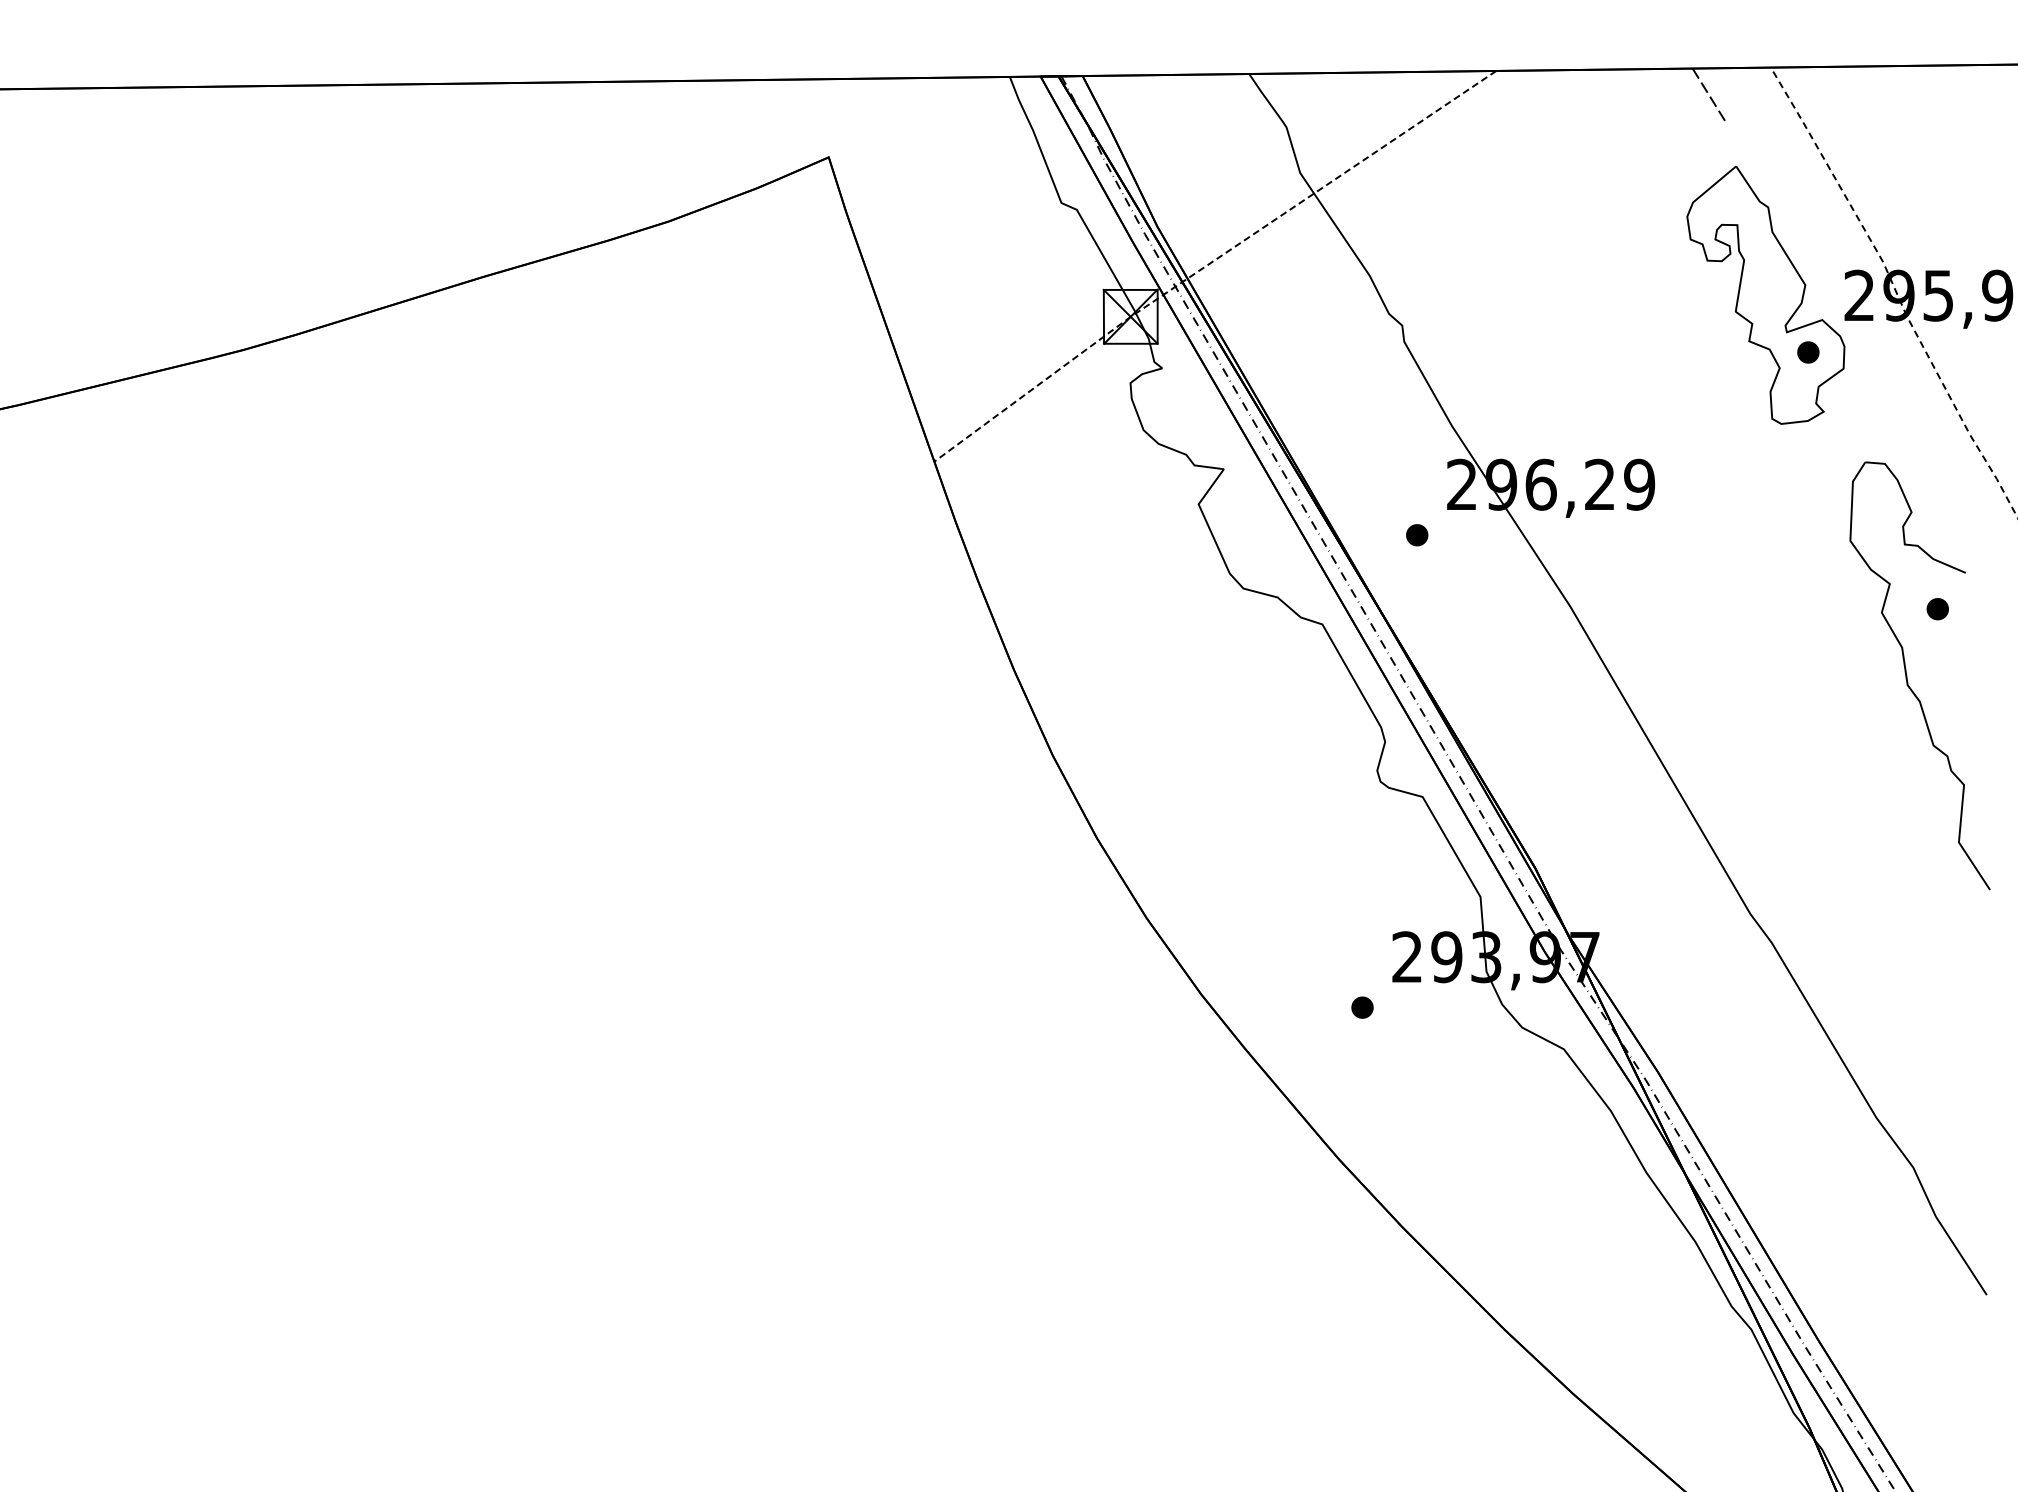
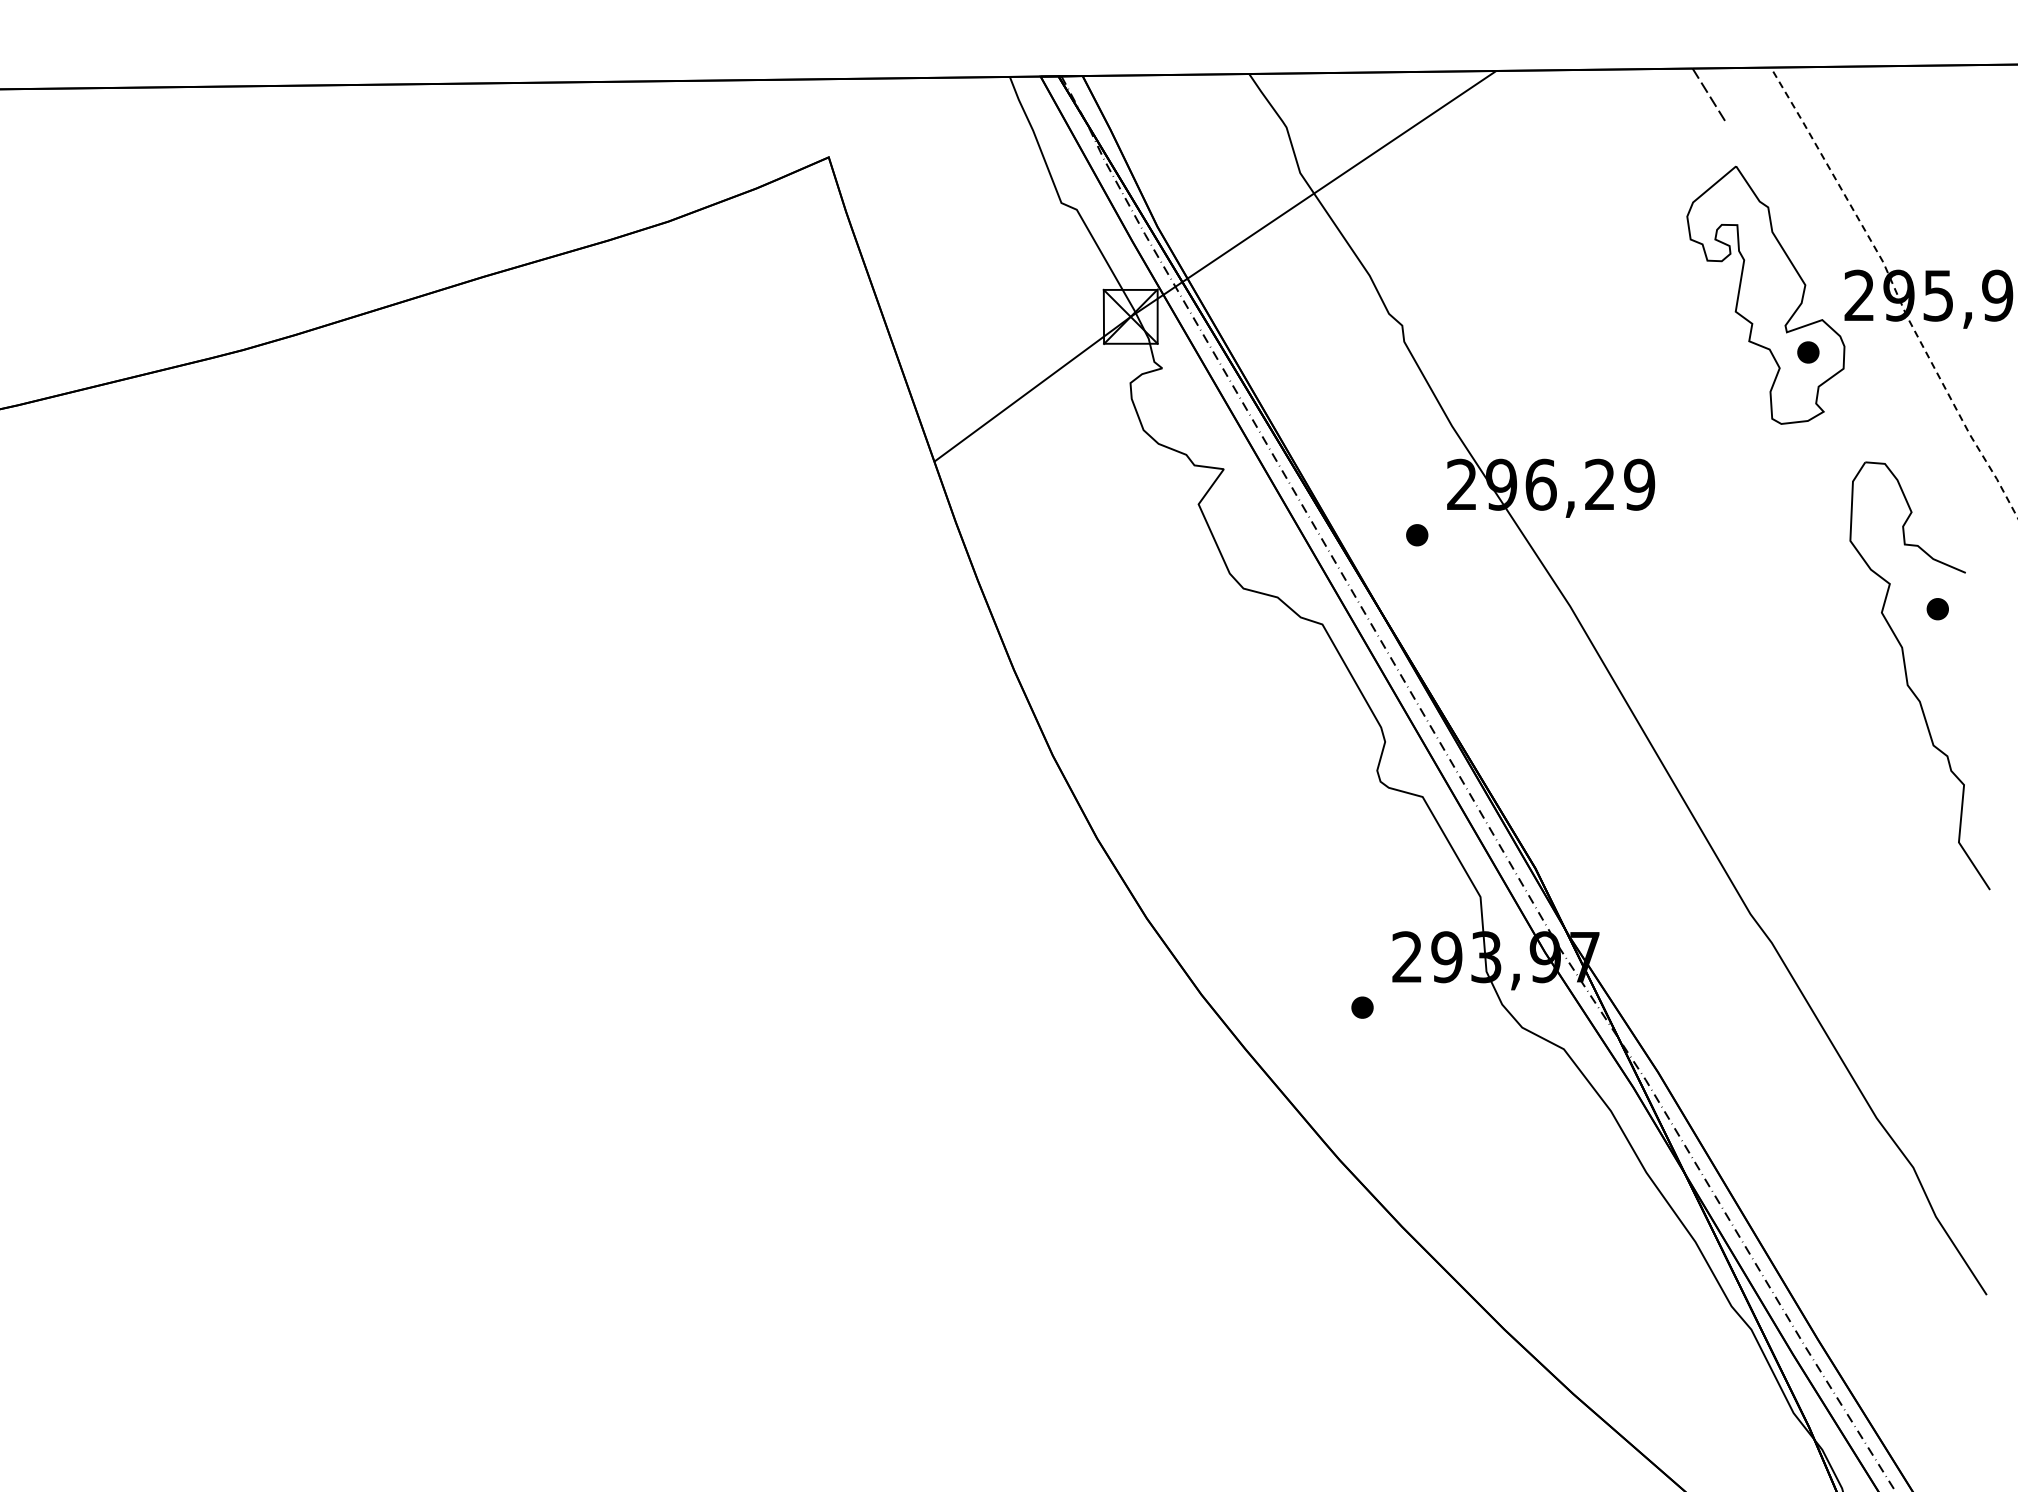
line: dashed -> solid (1211, 262)
